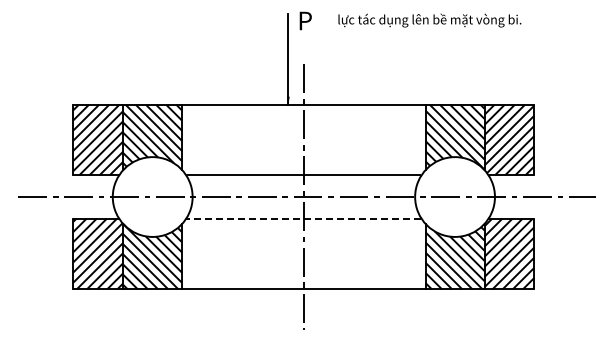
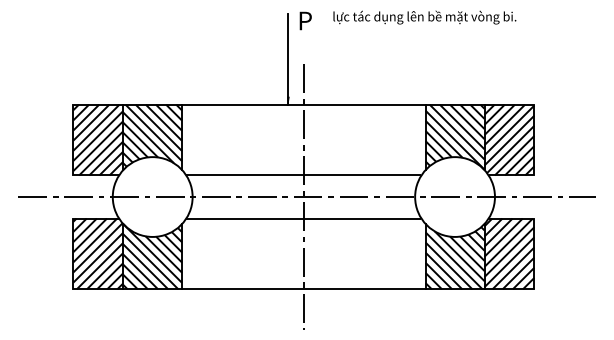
text position: (429, 20) -> (424, 17) (424, 17)
line: dashed -> solid (303, 218)
